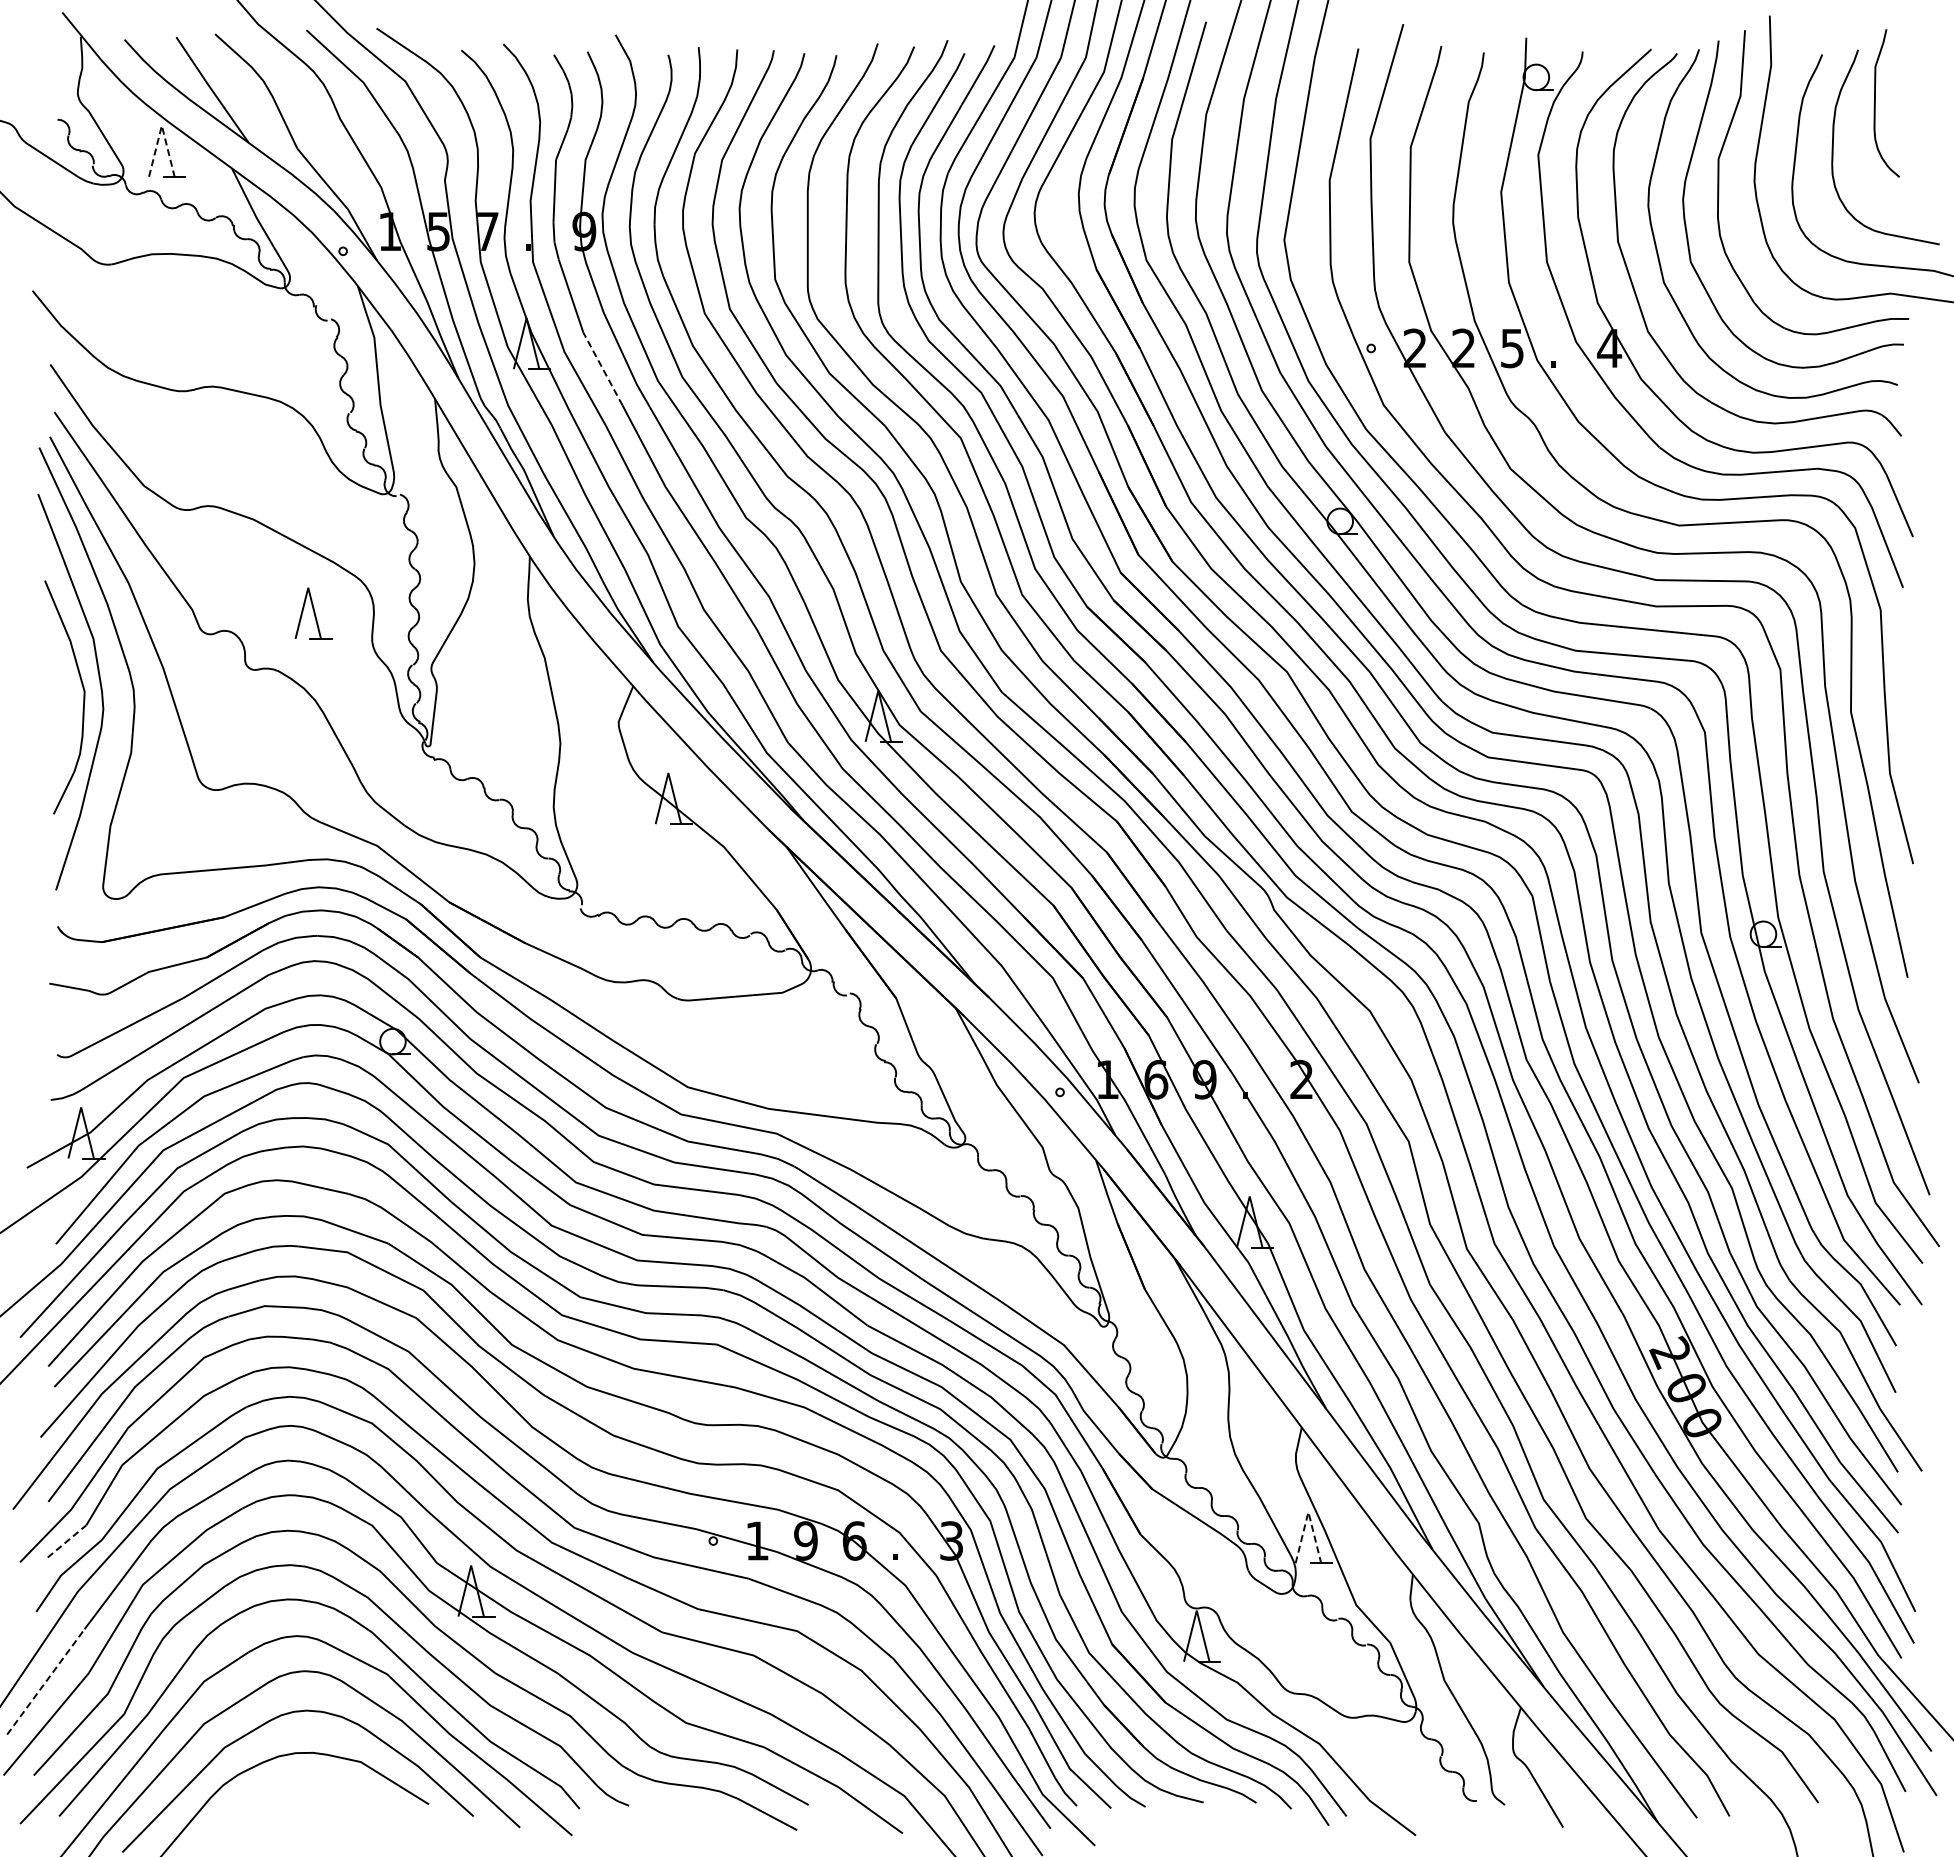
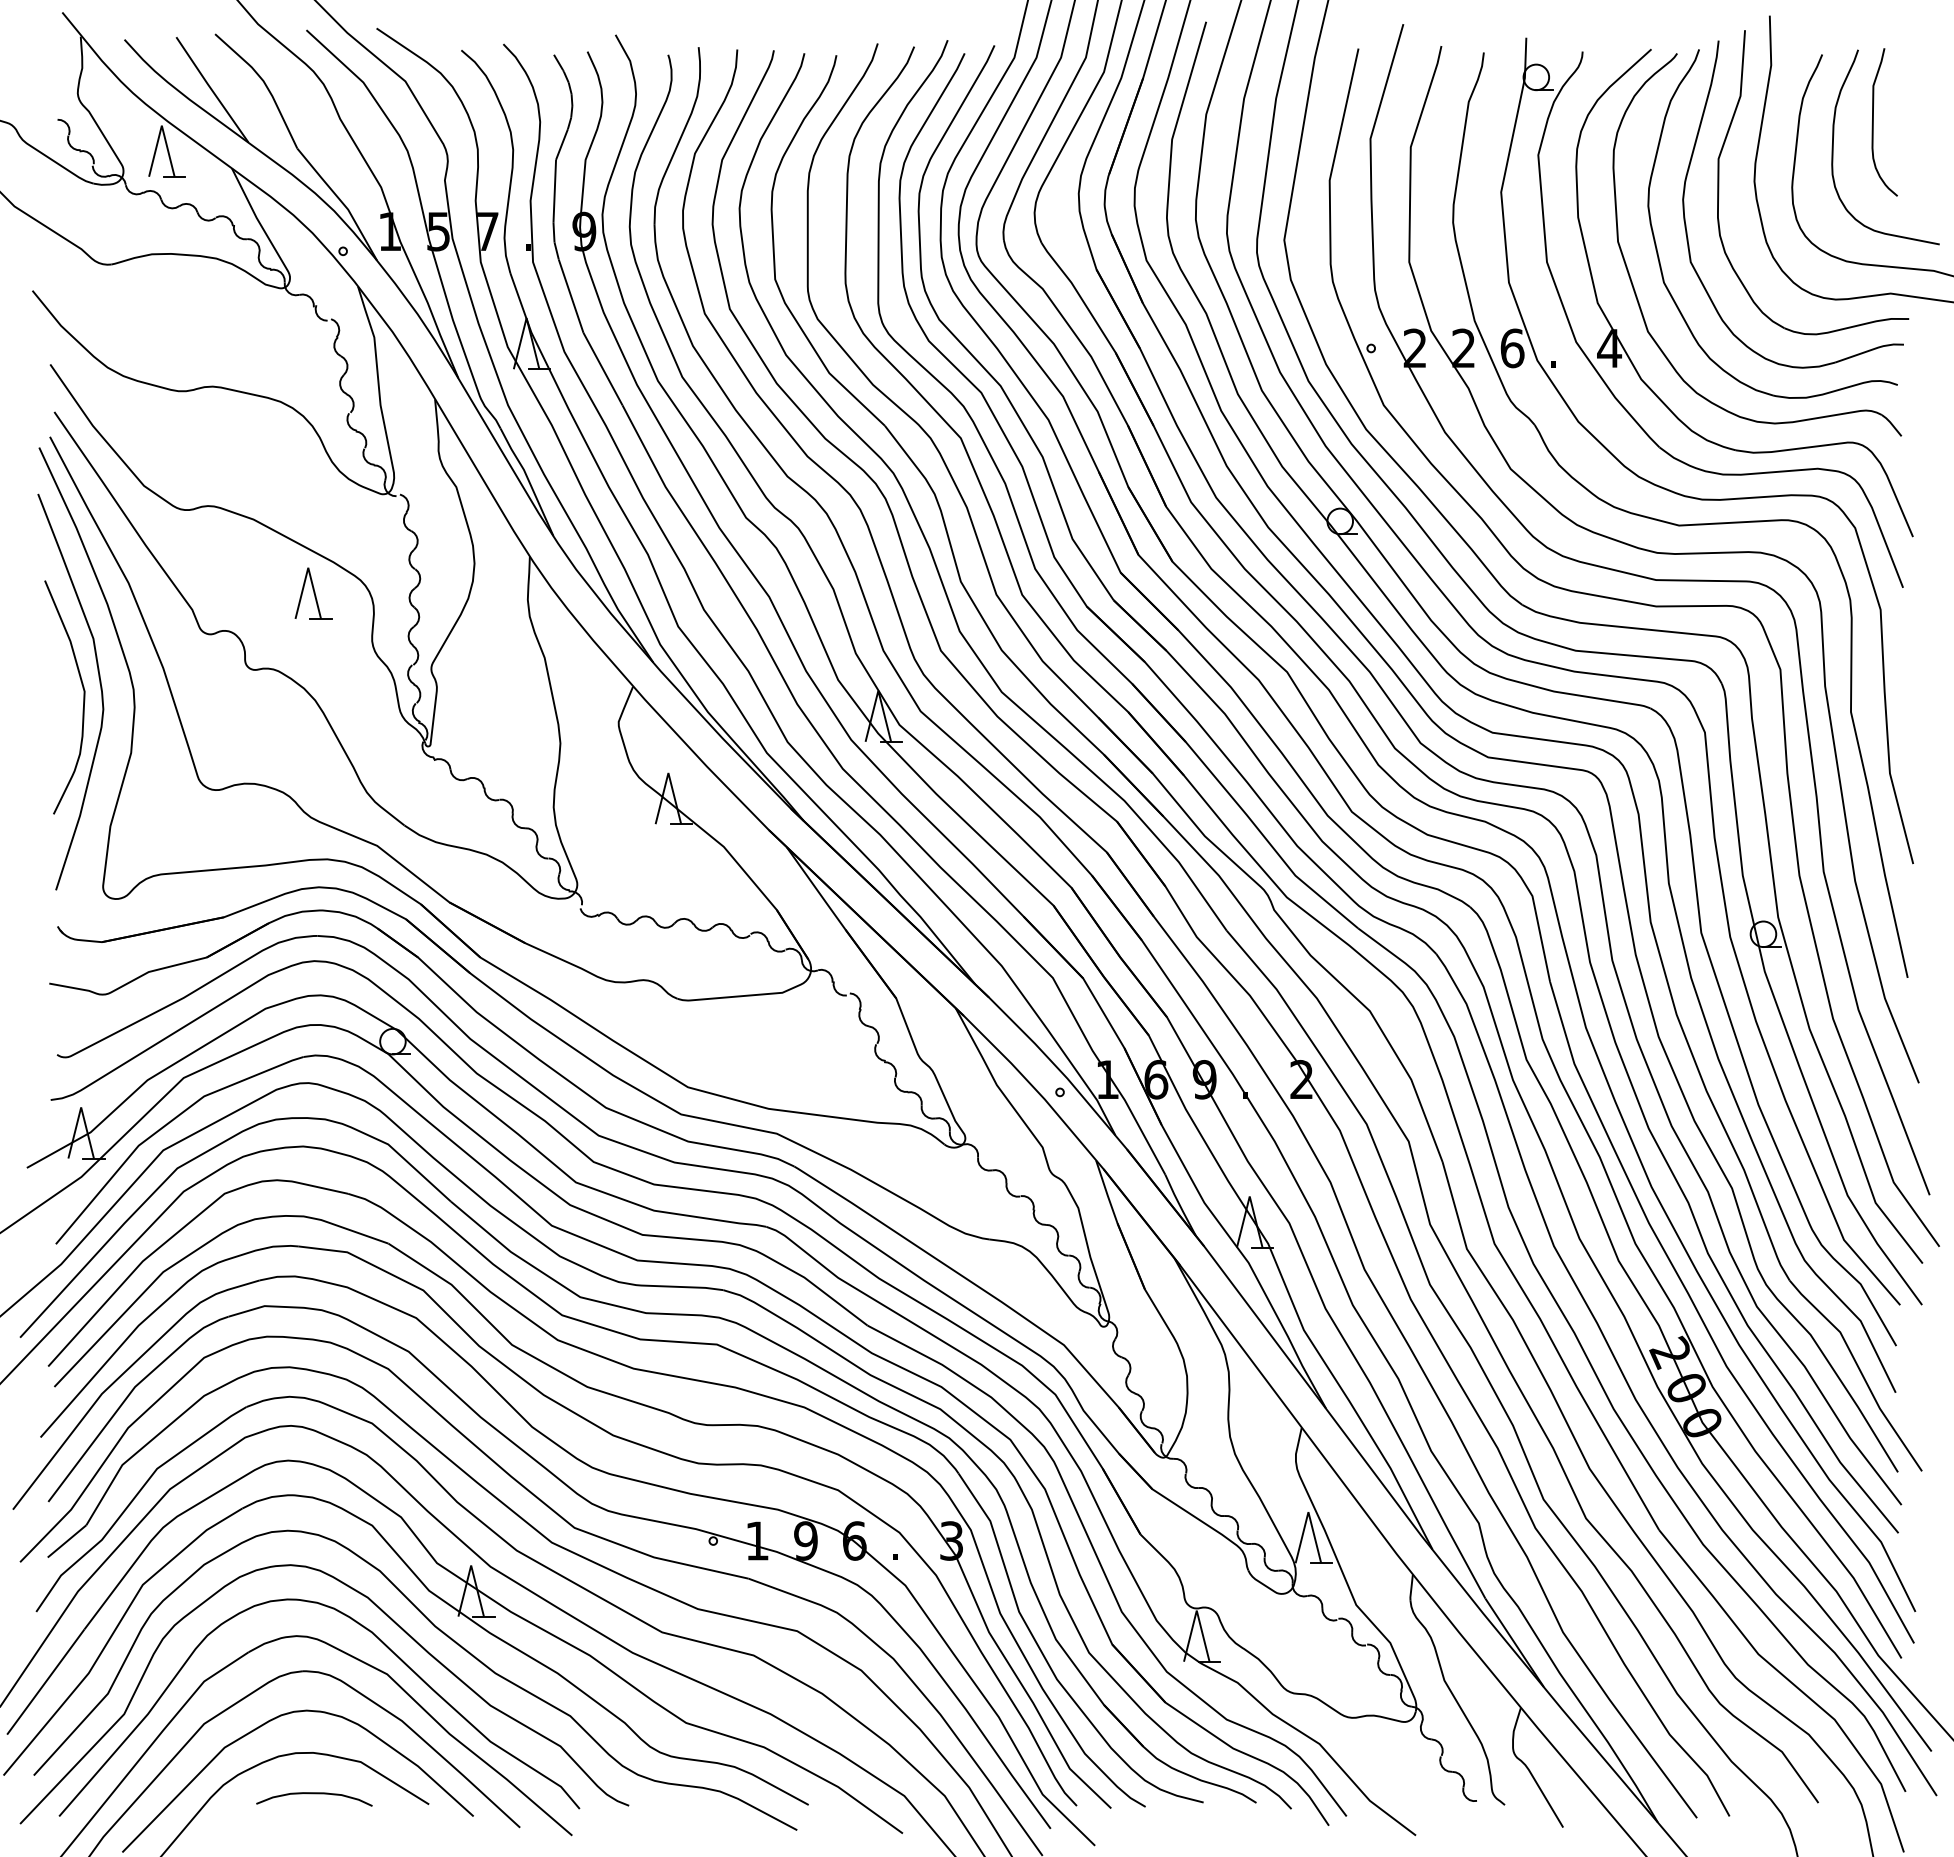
curve position: (1875, 103) -> (1873, 122) (1873, 122)
line: dashed -> solid (161, 125)
text: 5 -> 6 (1512, 348)
line: dashed -> solid (602, 368)
part position: (313, 613) -> (313, 593) (313, 593)
line: dashed -> solid (1308, 1512)
line: dashed -> solid (67, 1541)
line: dashed -> solid (46, 1681)
curve: none -> present (314, 1794)
